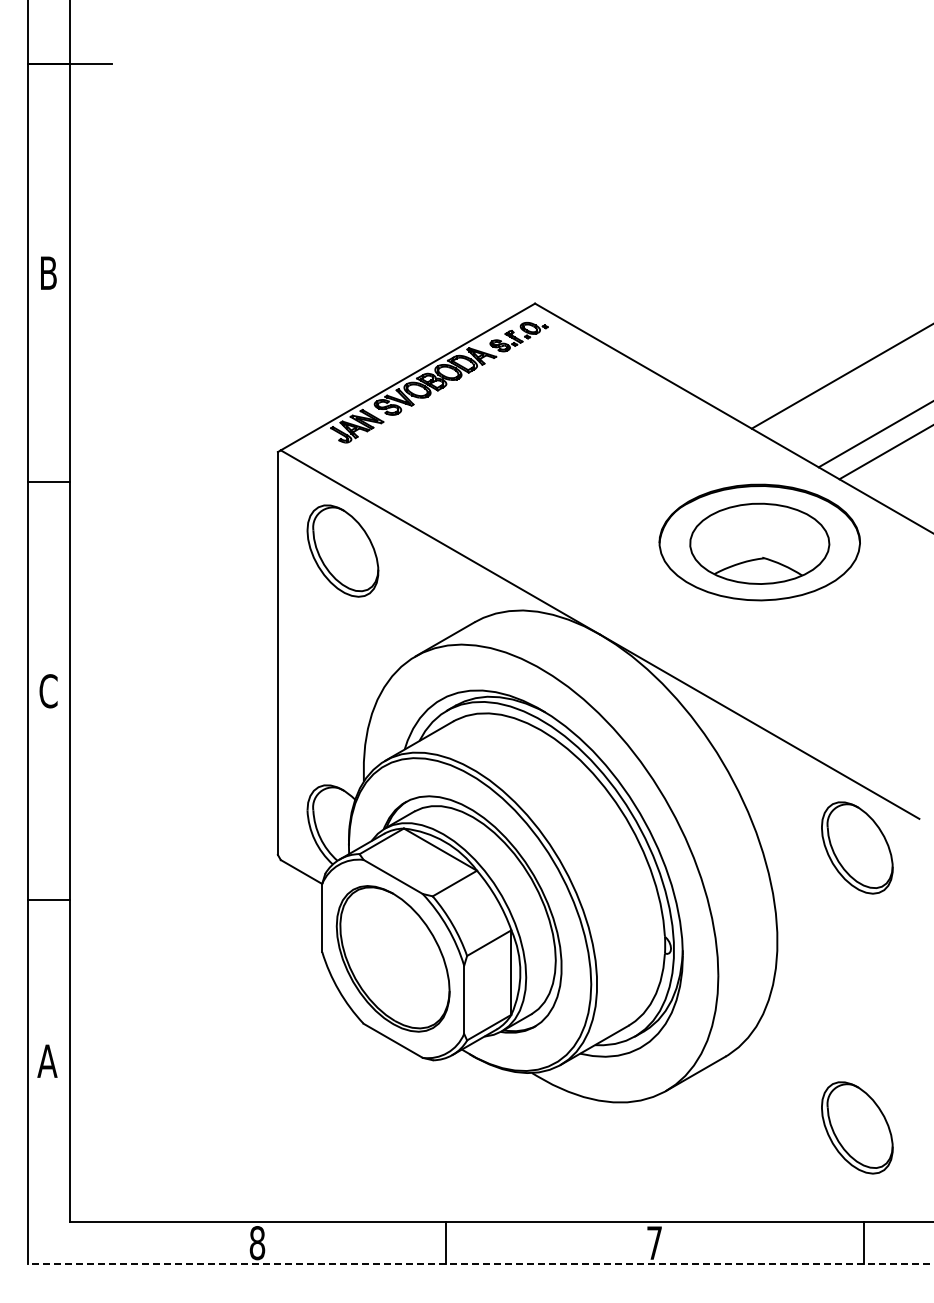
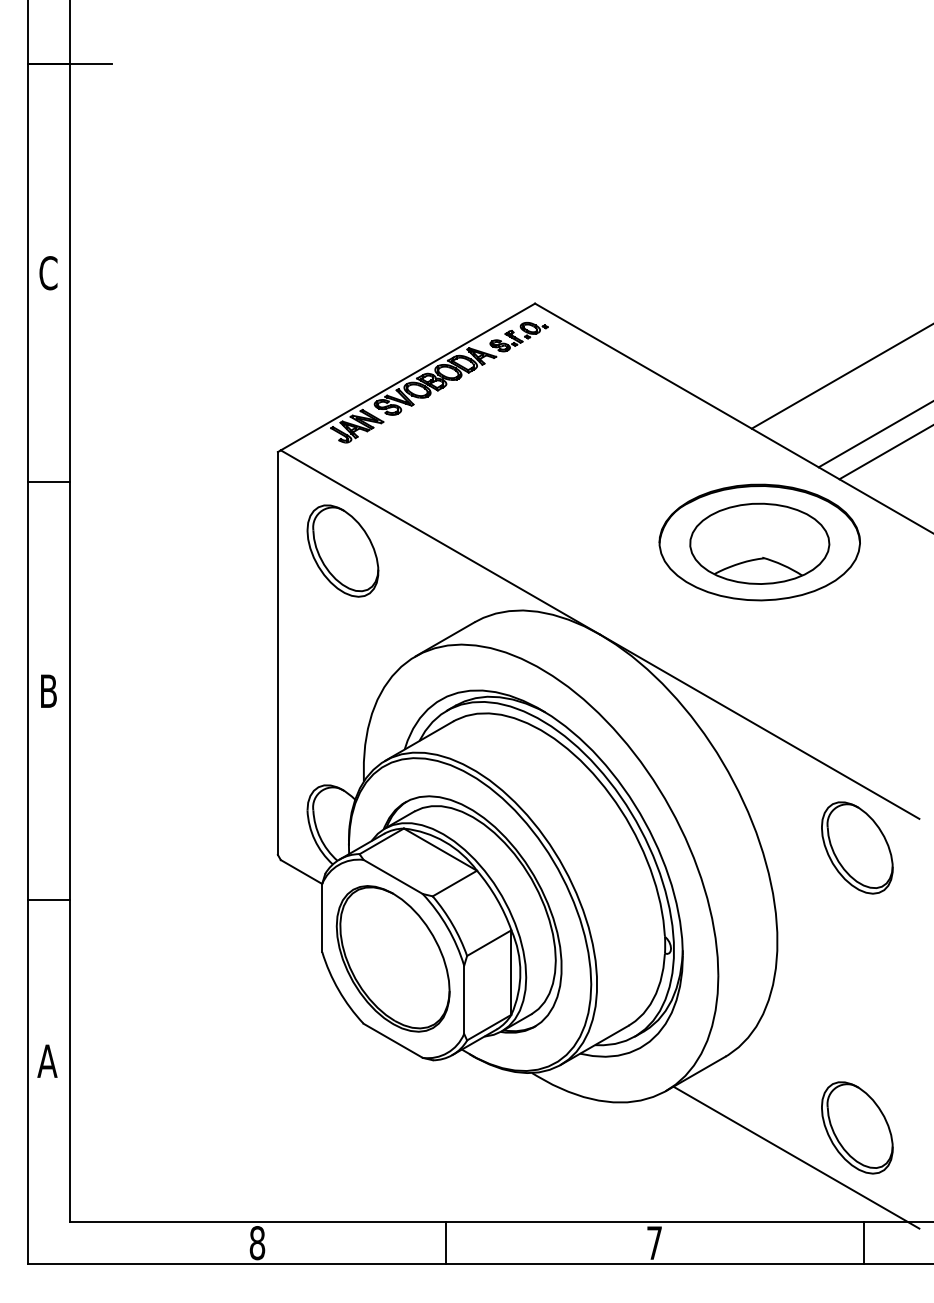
text: B -> C (48, 273)
text: C -> B (48, 691)
line: none -> present (796, 1157)
line: dashed -> solid (480, 1263)
